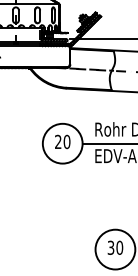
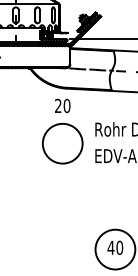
text position: (62, 141) -> (62, 105) (62, 105)
line: present -> none (108, 143)
text: 30 -> 40 (110, 247)
